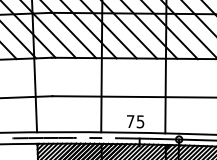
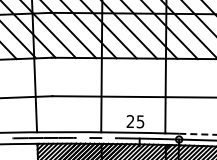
text: 75 -> 25 (130, 121)
line: solid -> dashed (198, 134)
